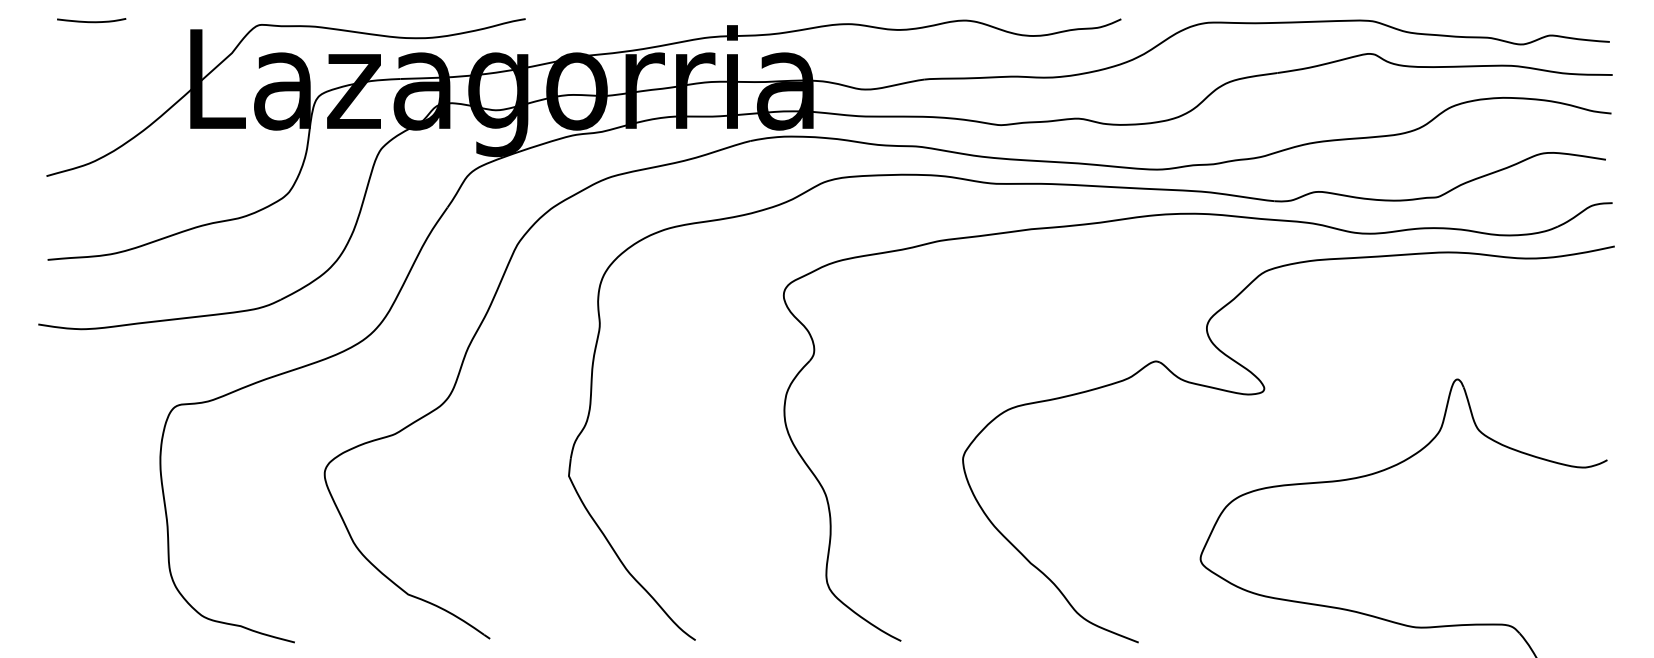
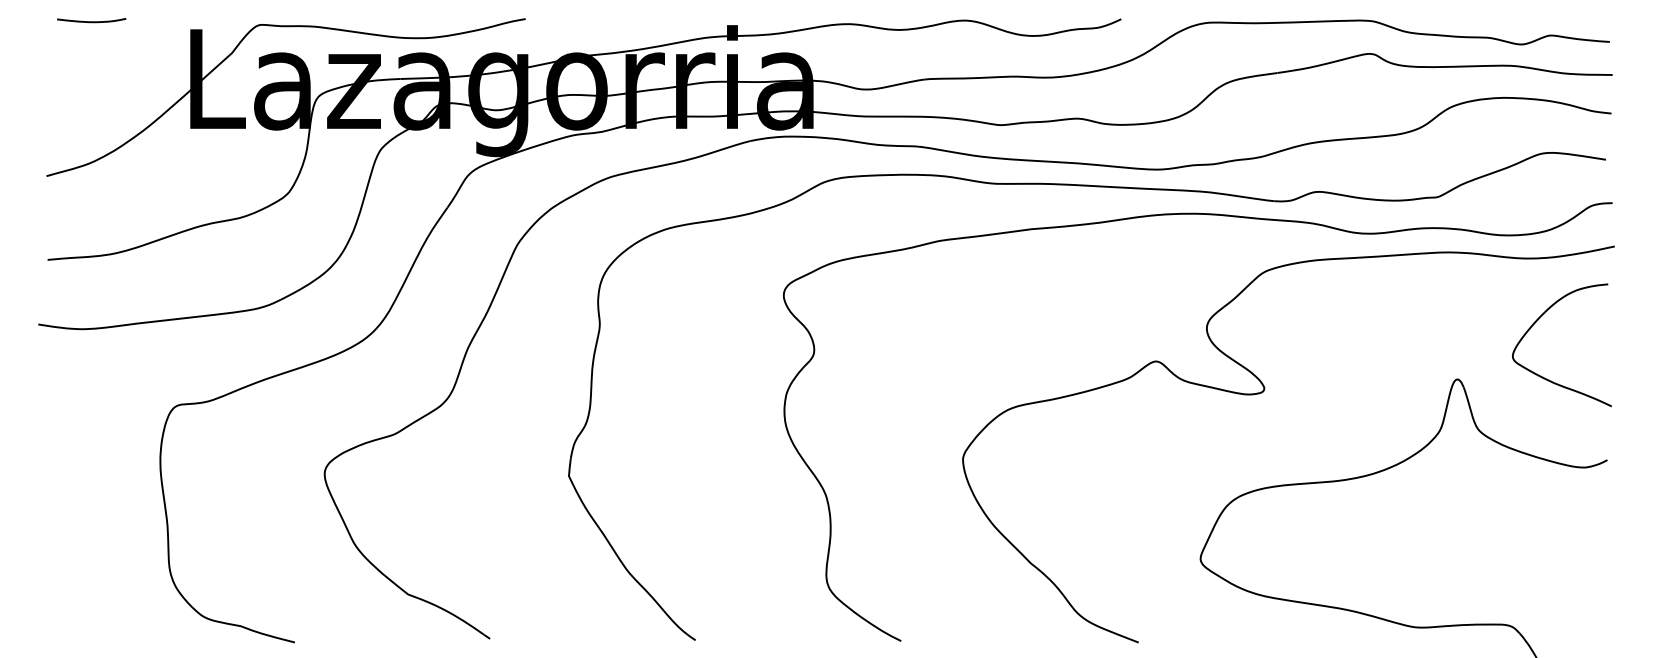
curve: none -> present (1537, 321)
